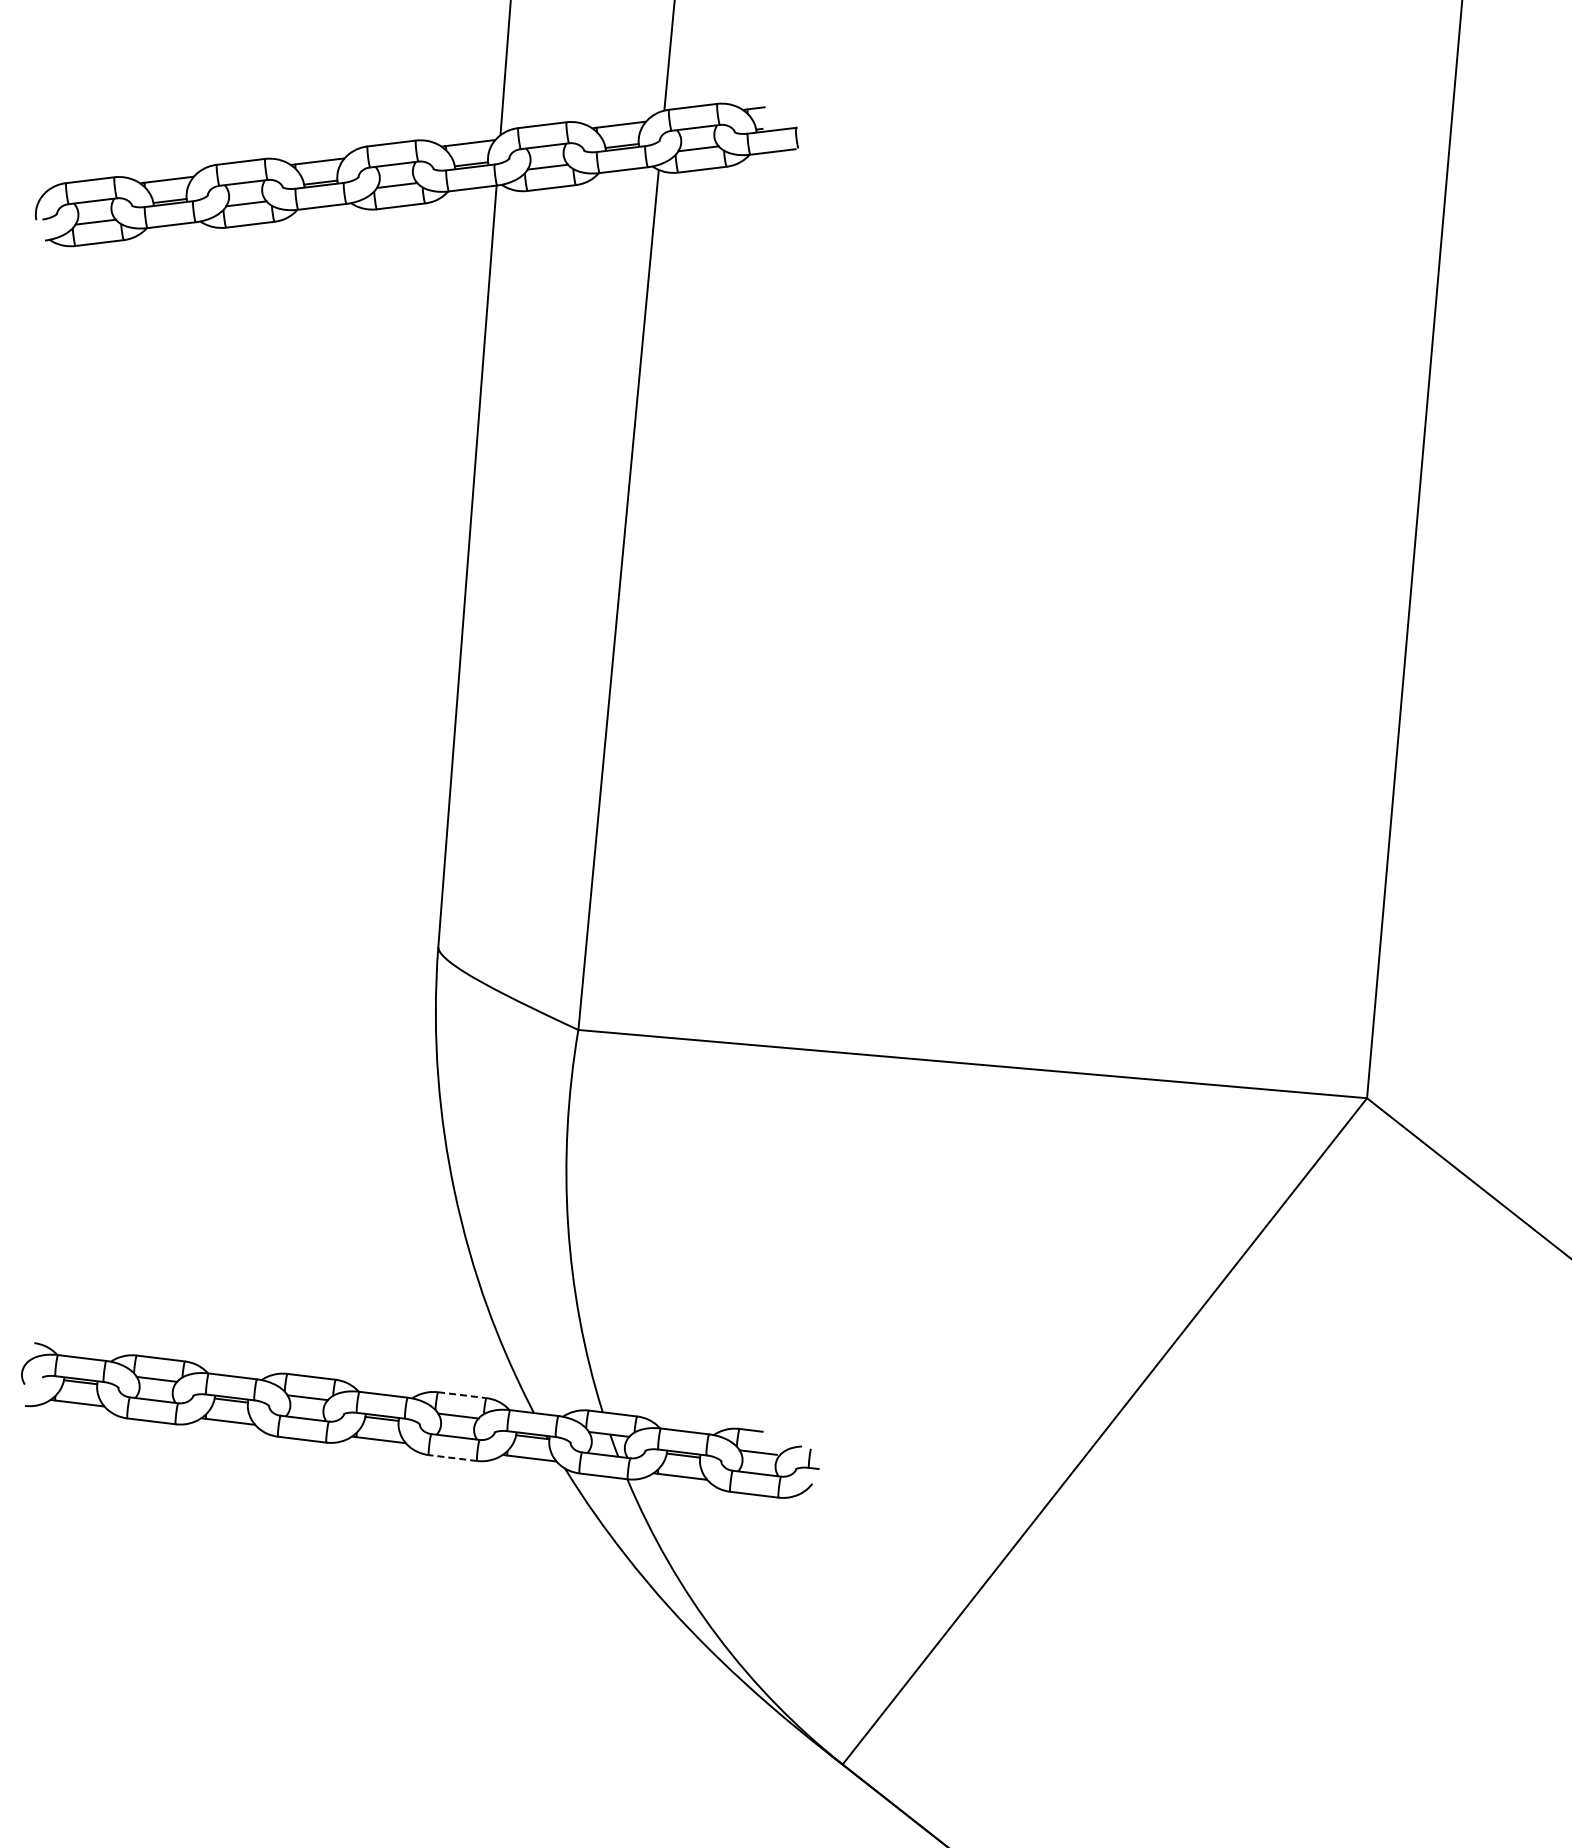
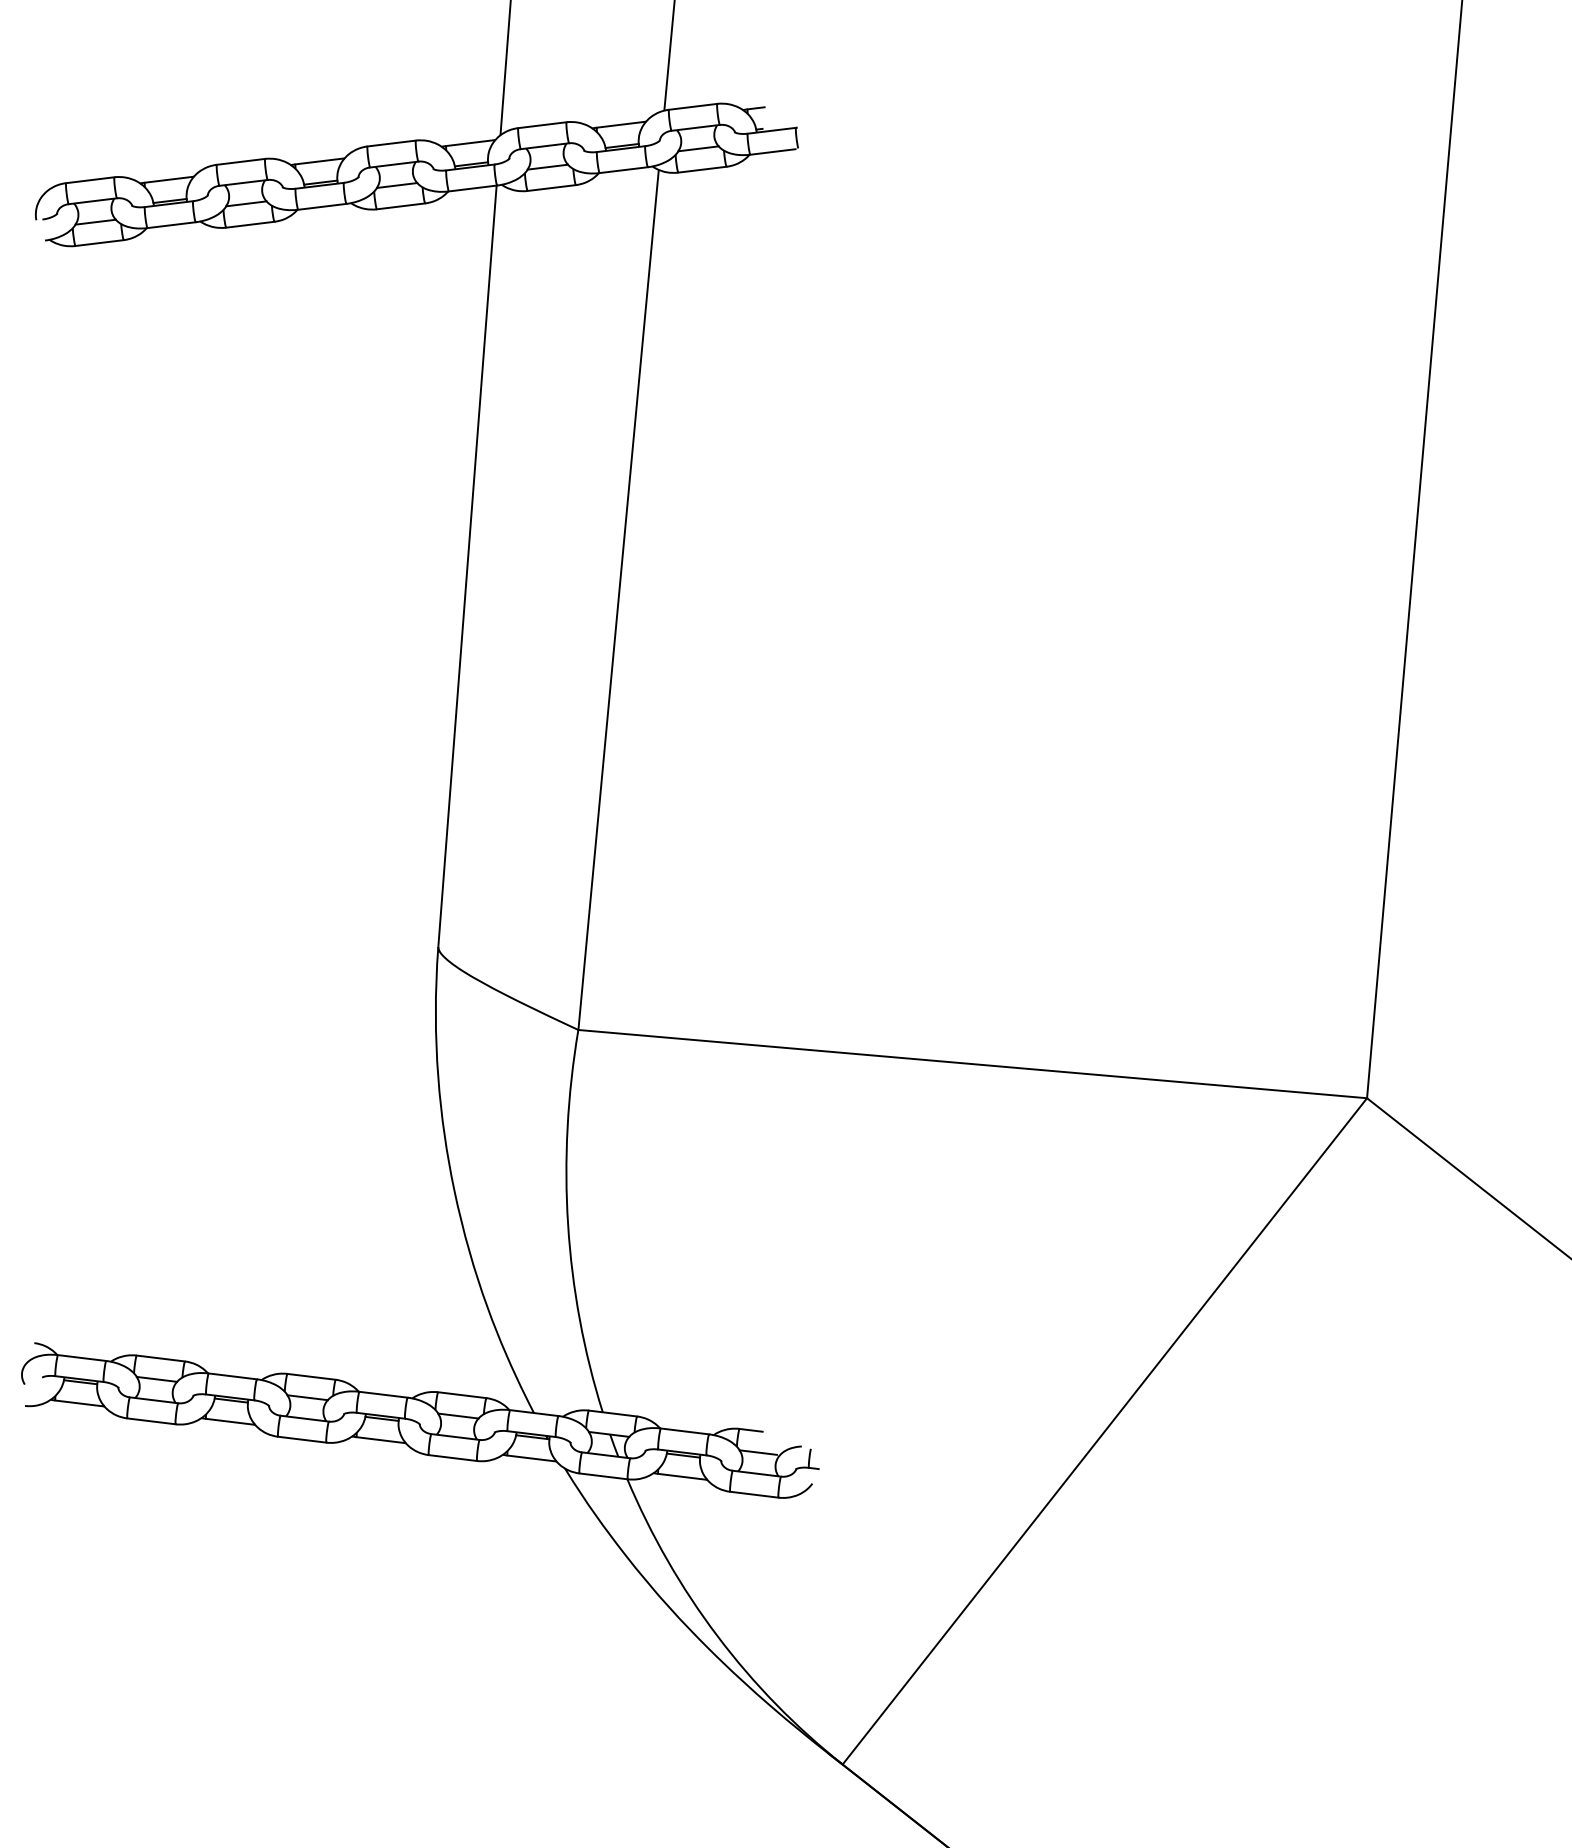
line: dashed -> solid (462, 1395)
line: dashed -> solid (452, 1457)
